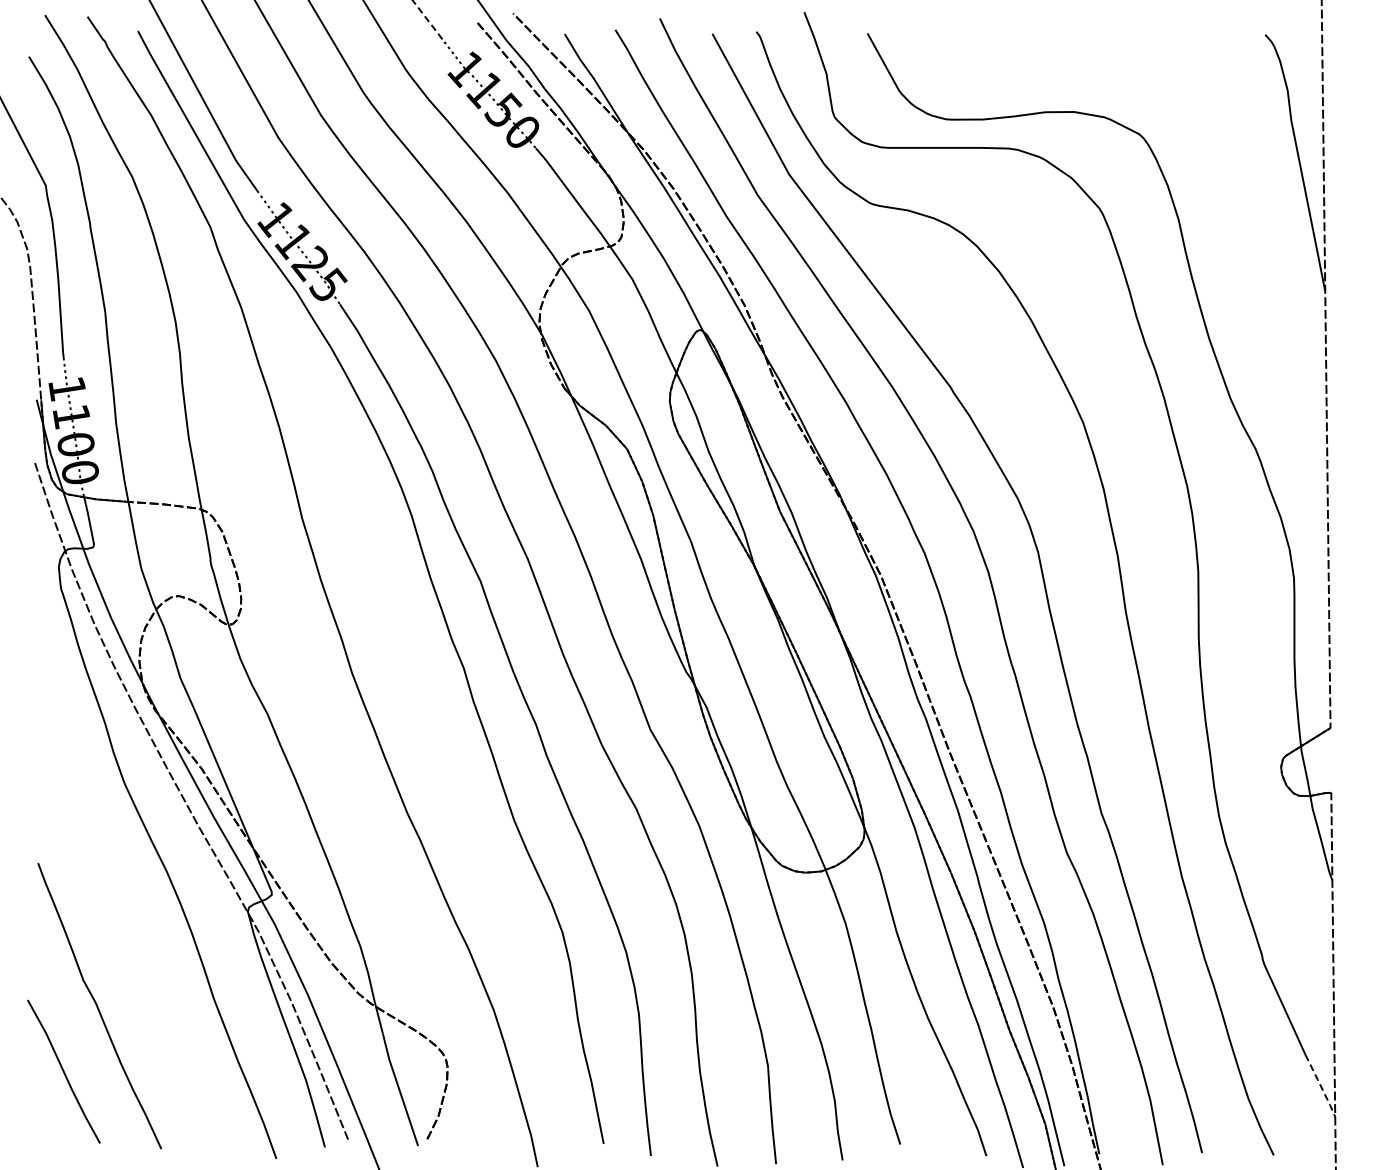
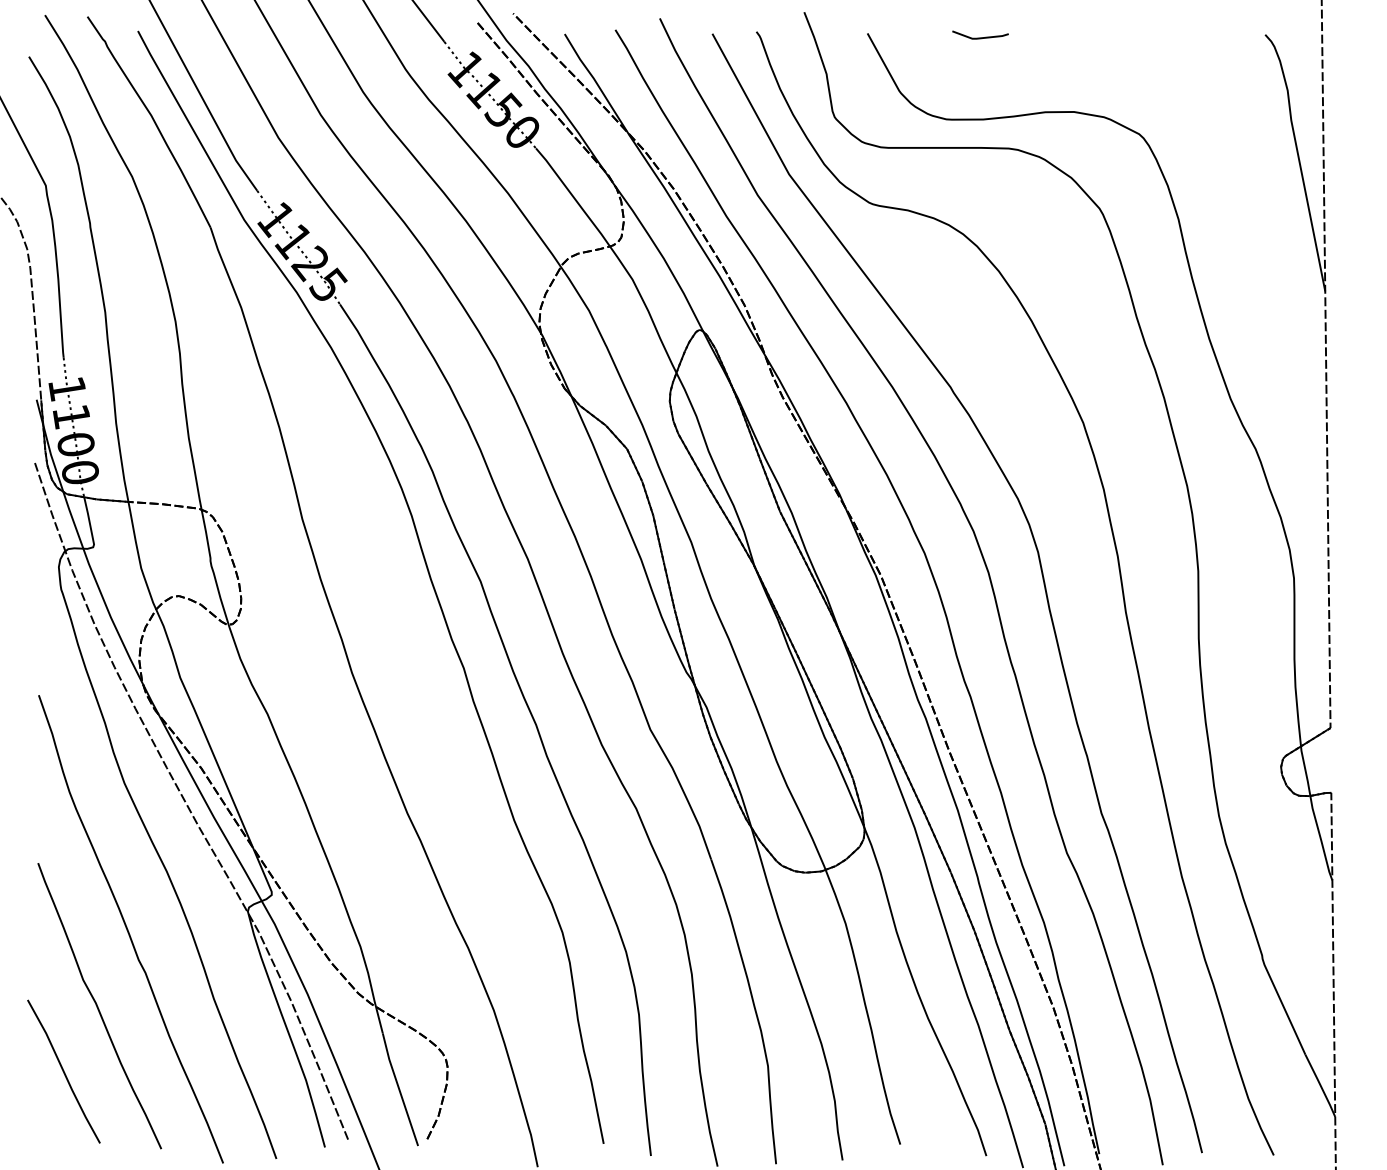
line: dashed -> solid (428, 21)
line: none -> present (980, 37)
curve: none -> present (128, 929)
line: dashed -> solid (1320, 1085)
